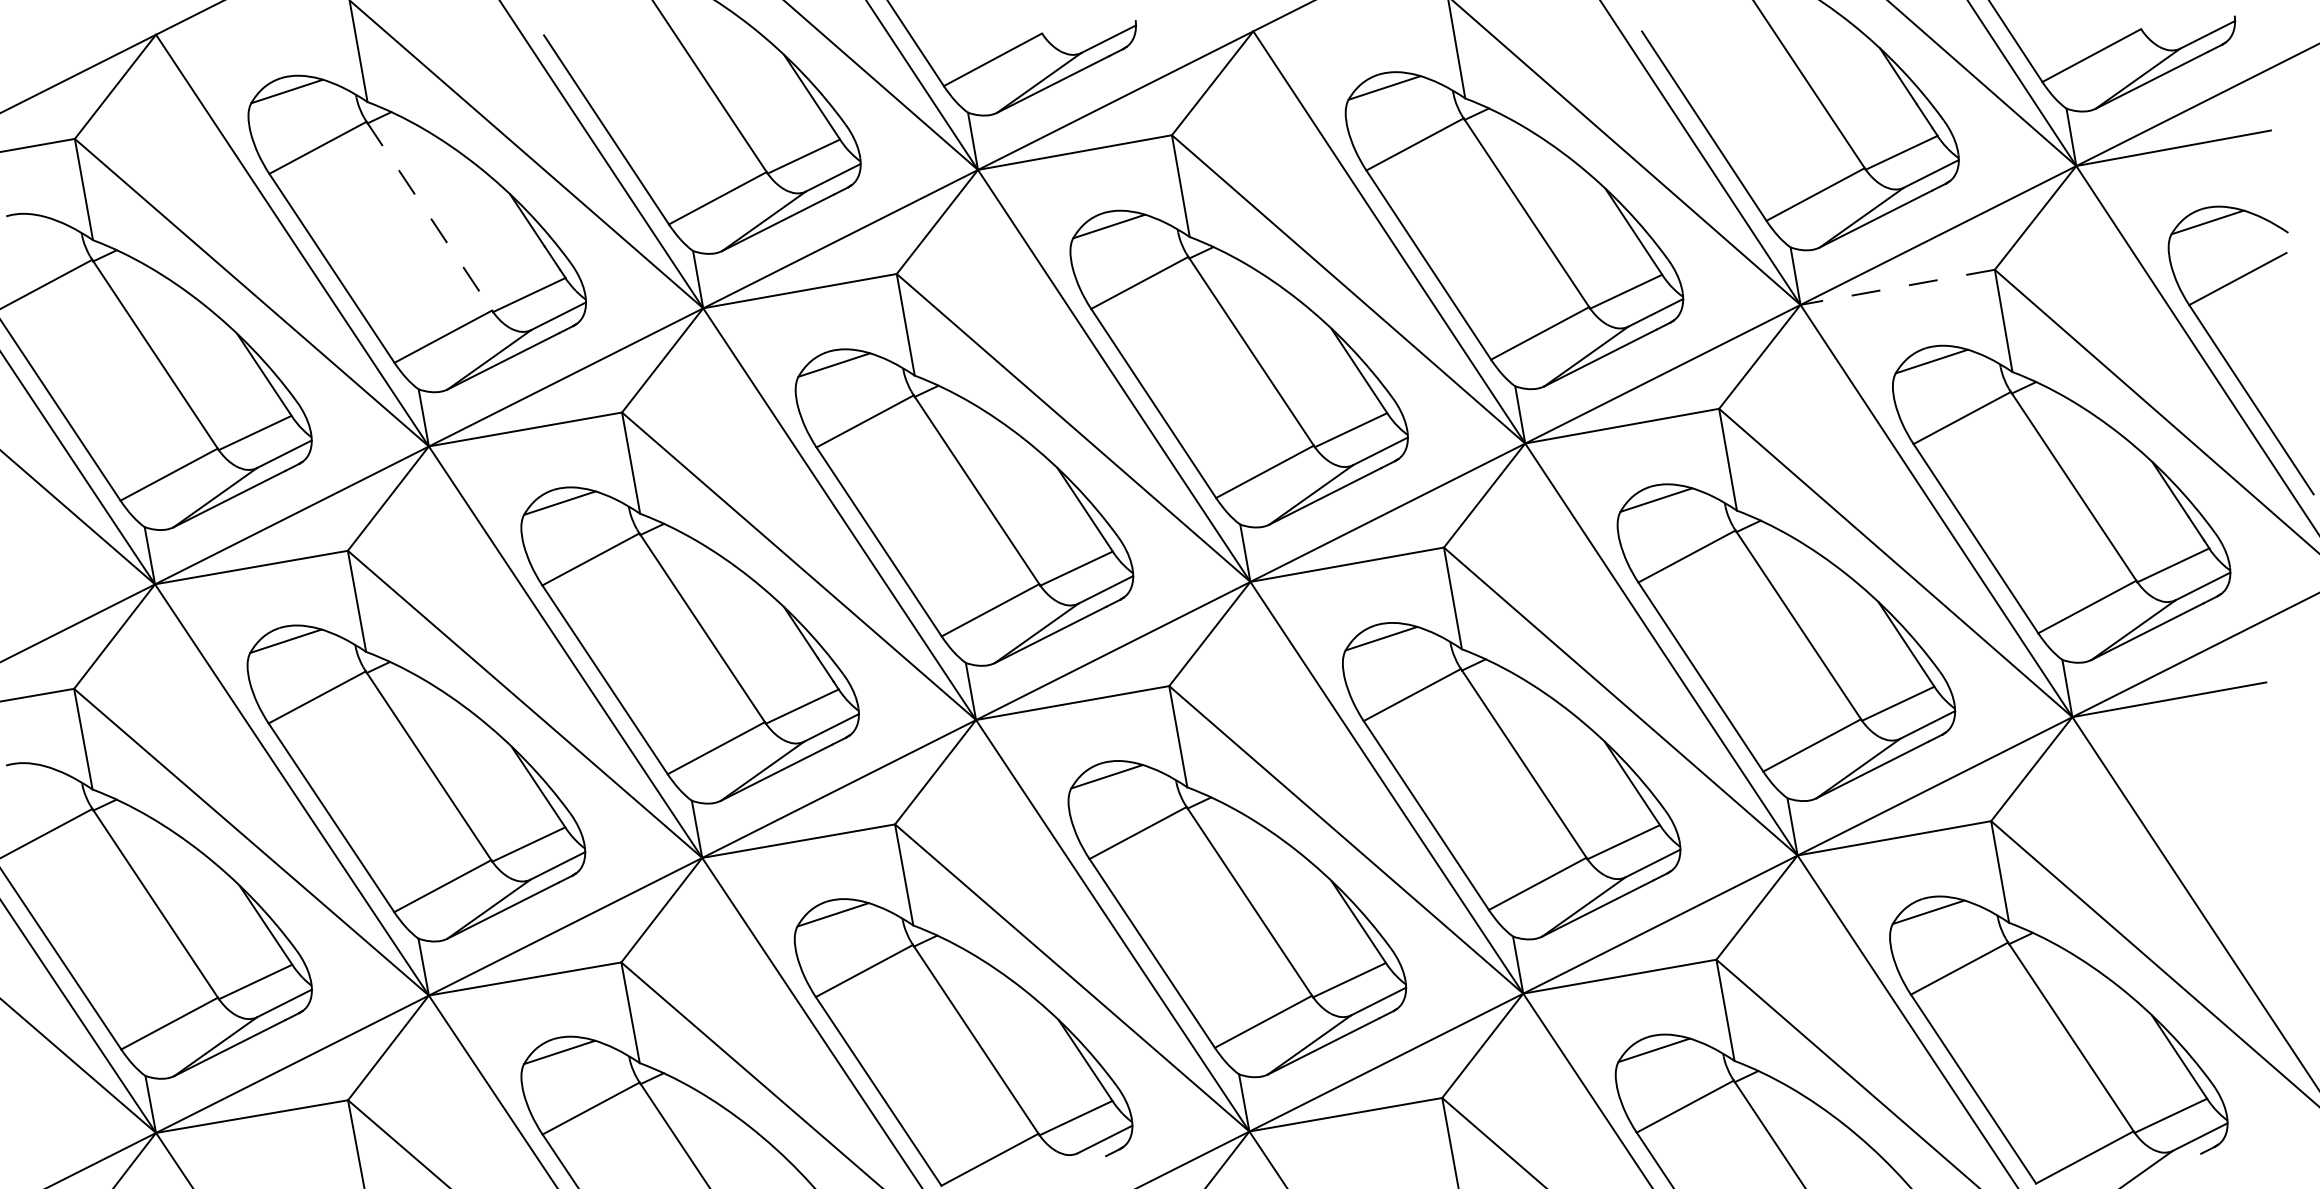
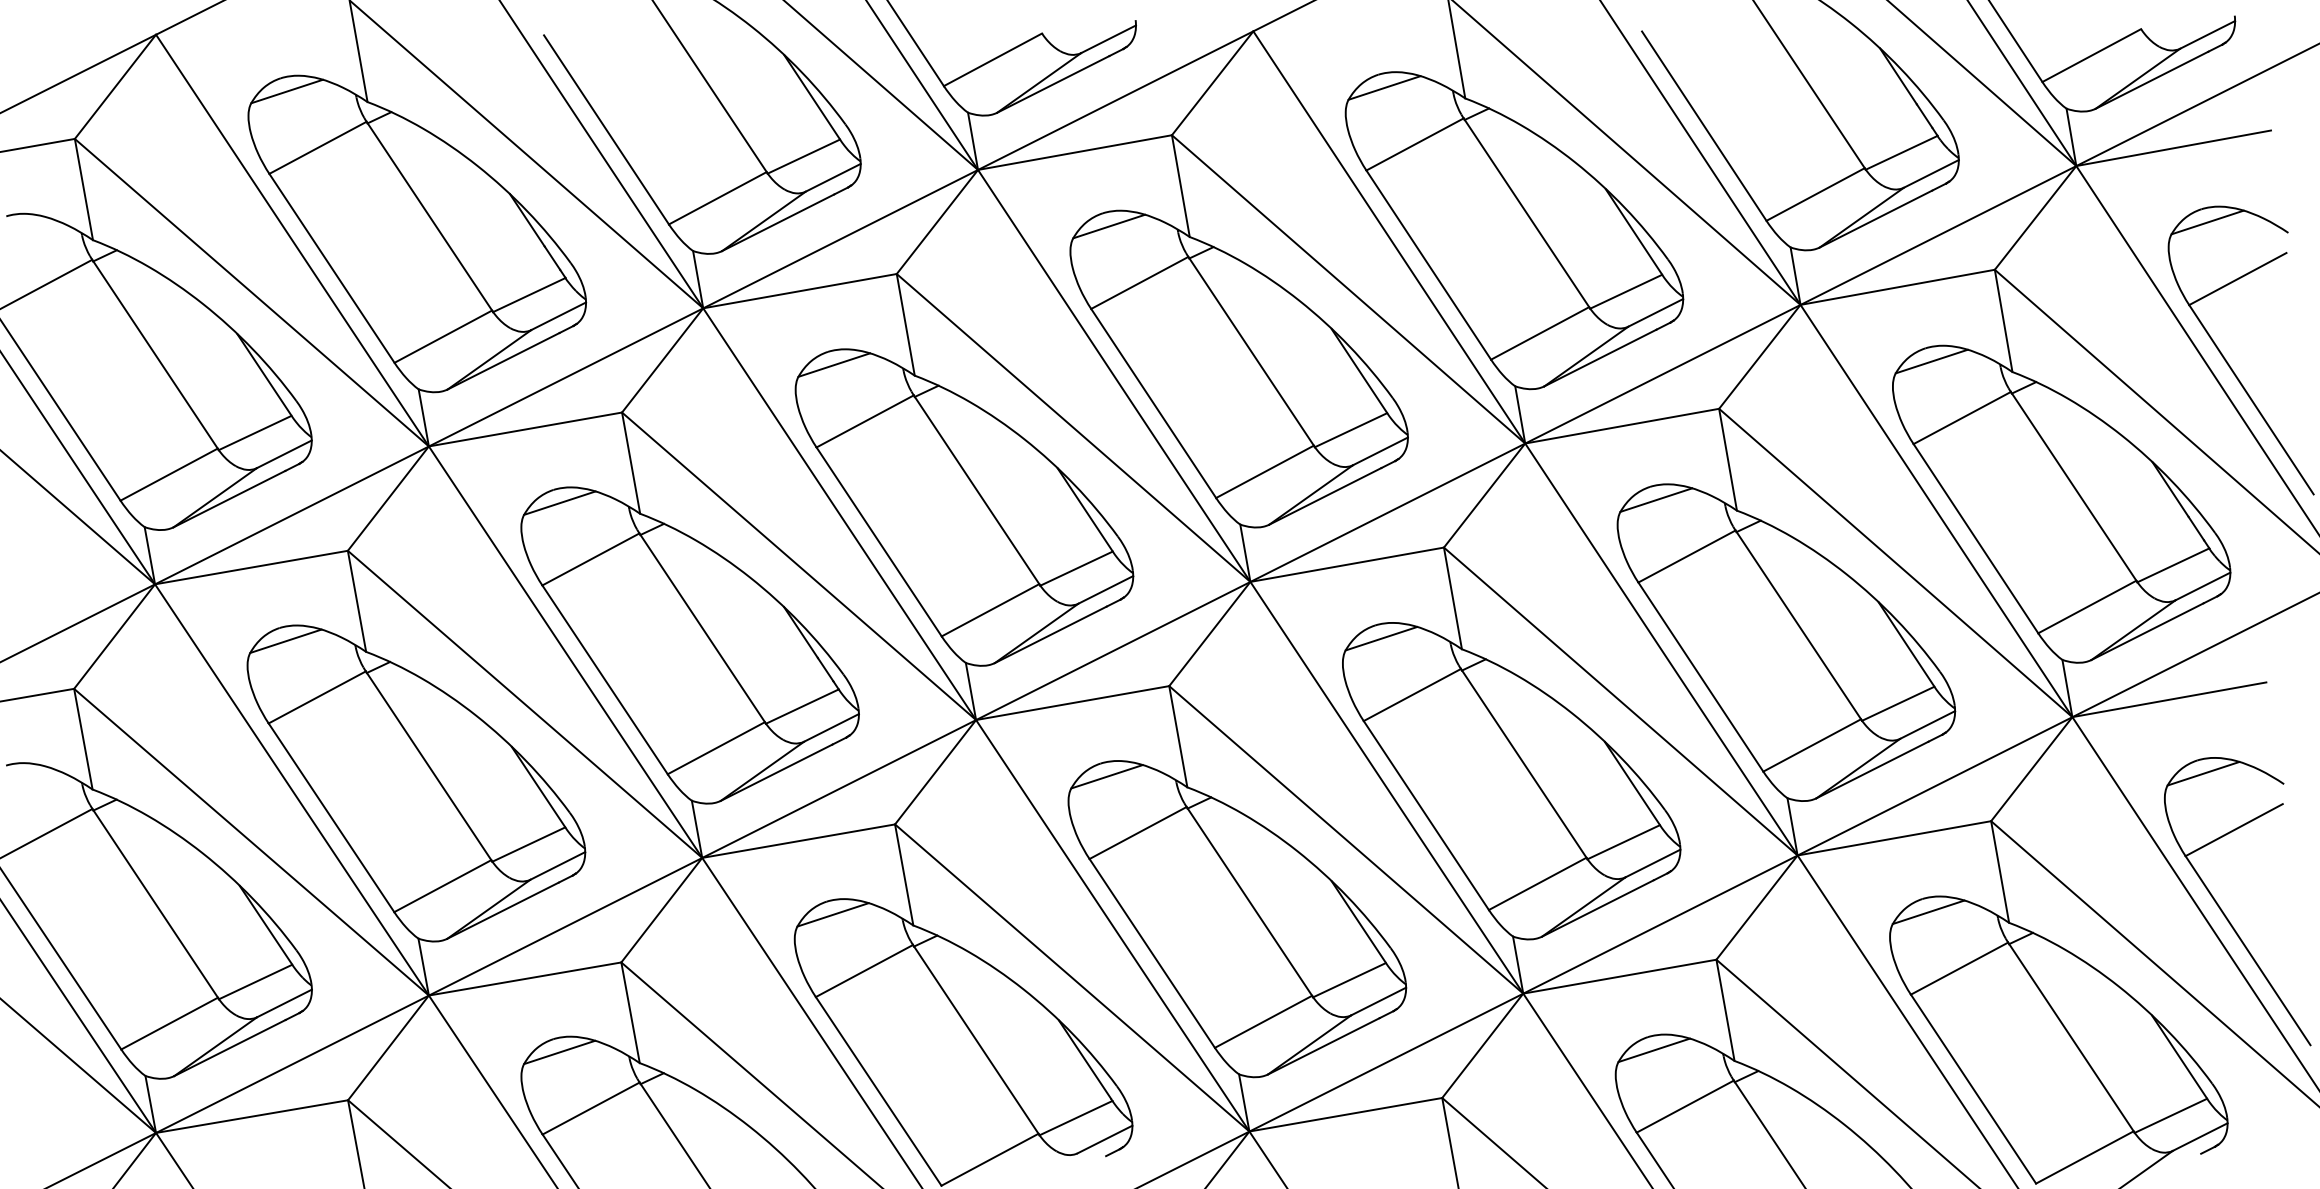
line: dashed -> solid (429, 216)
line: dashed -> solid (1897, 287)
part: none -> present (2223, 911)
